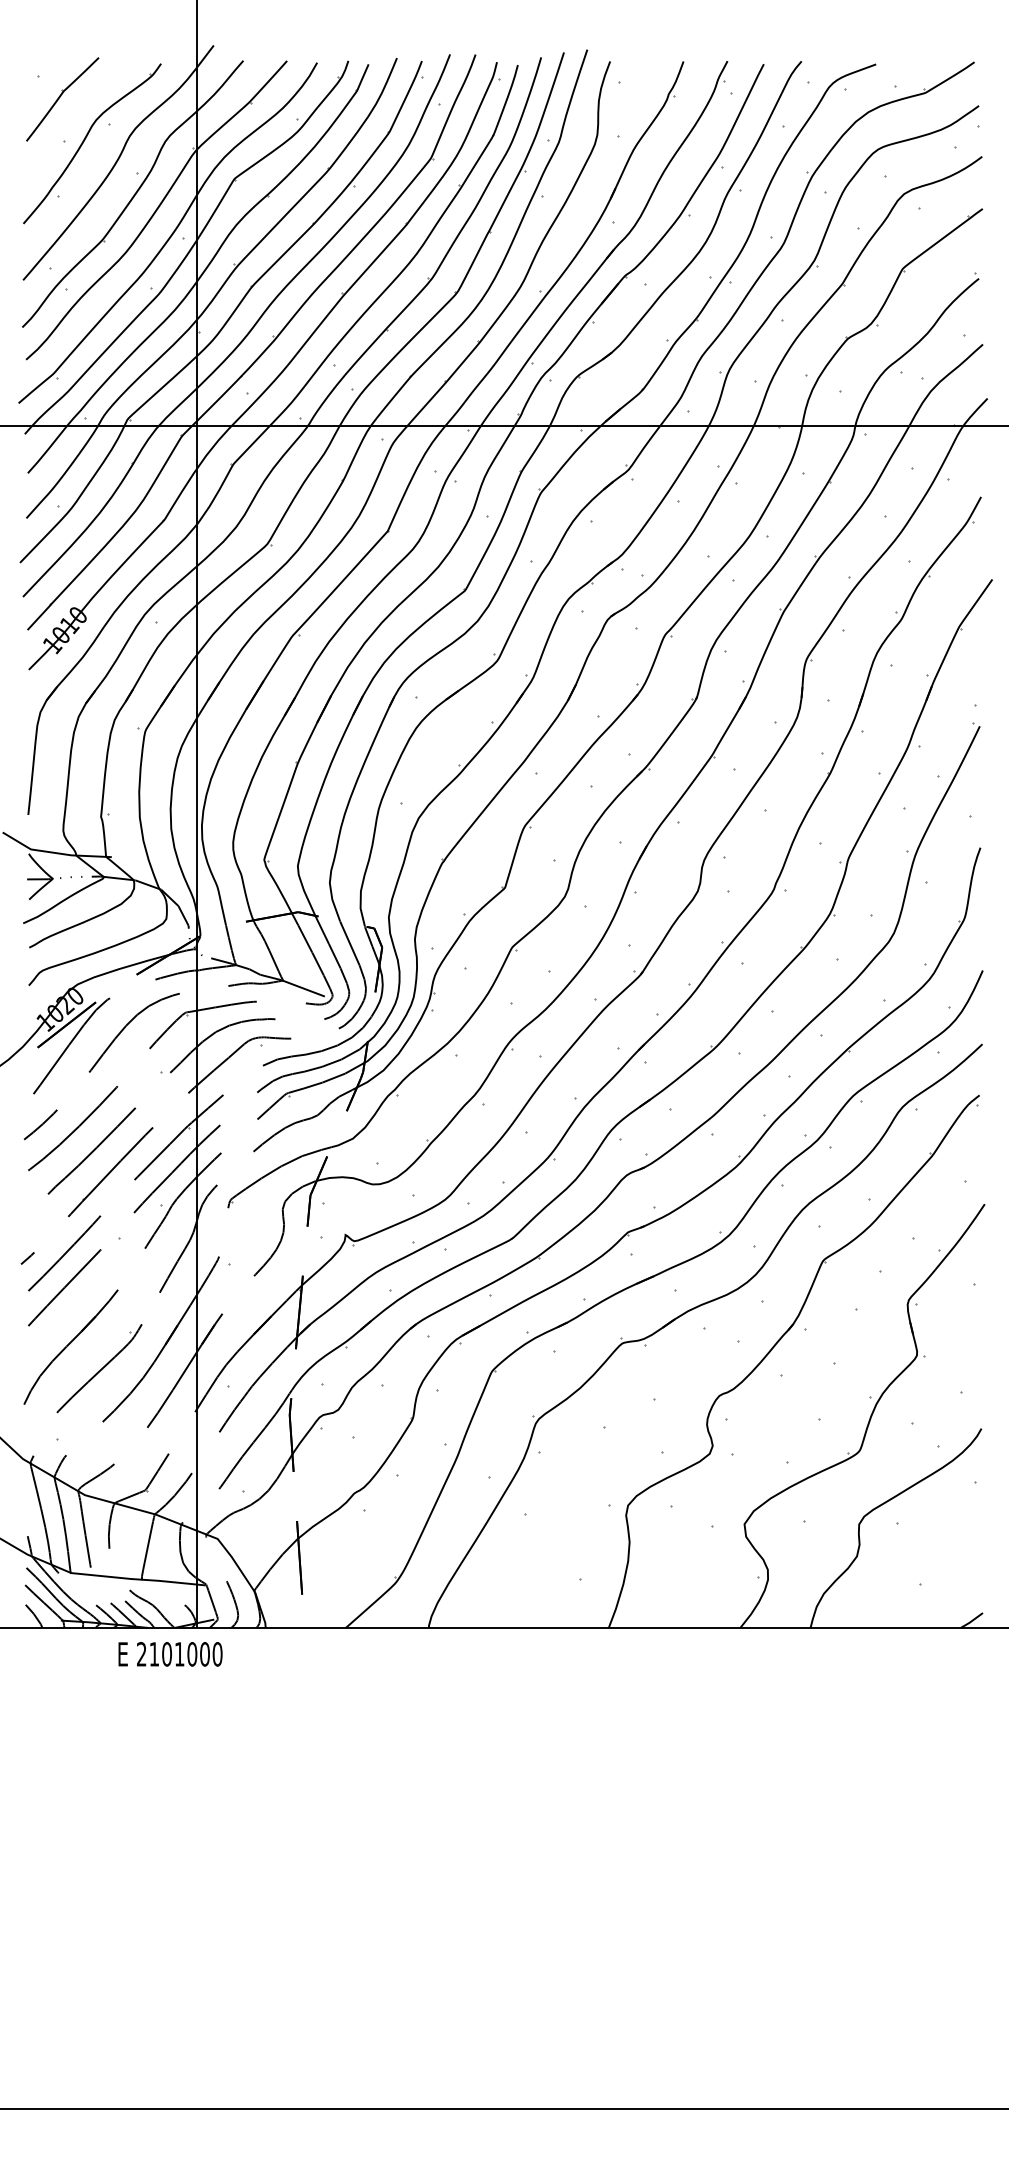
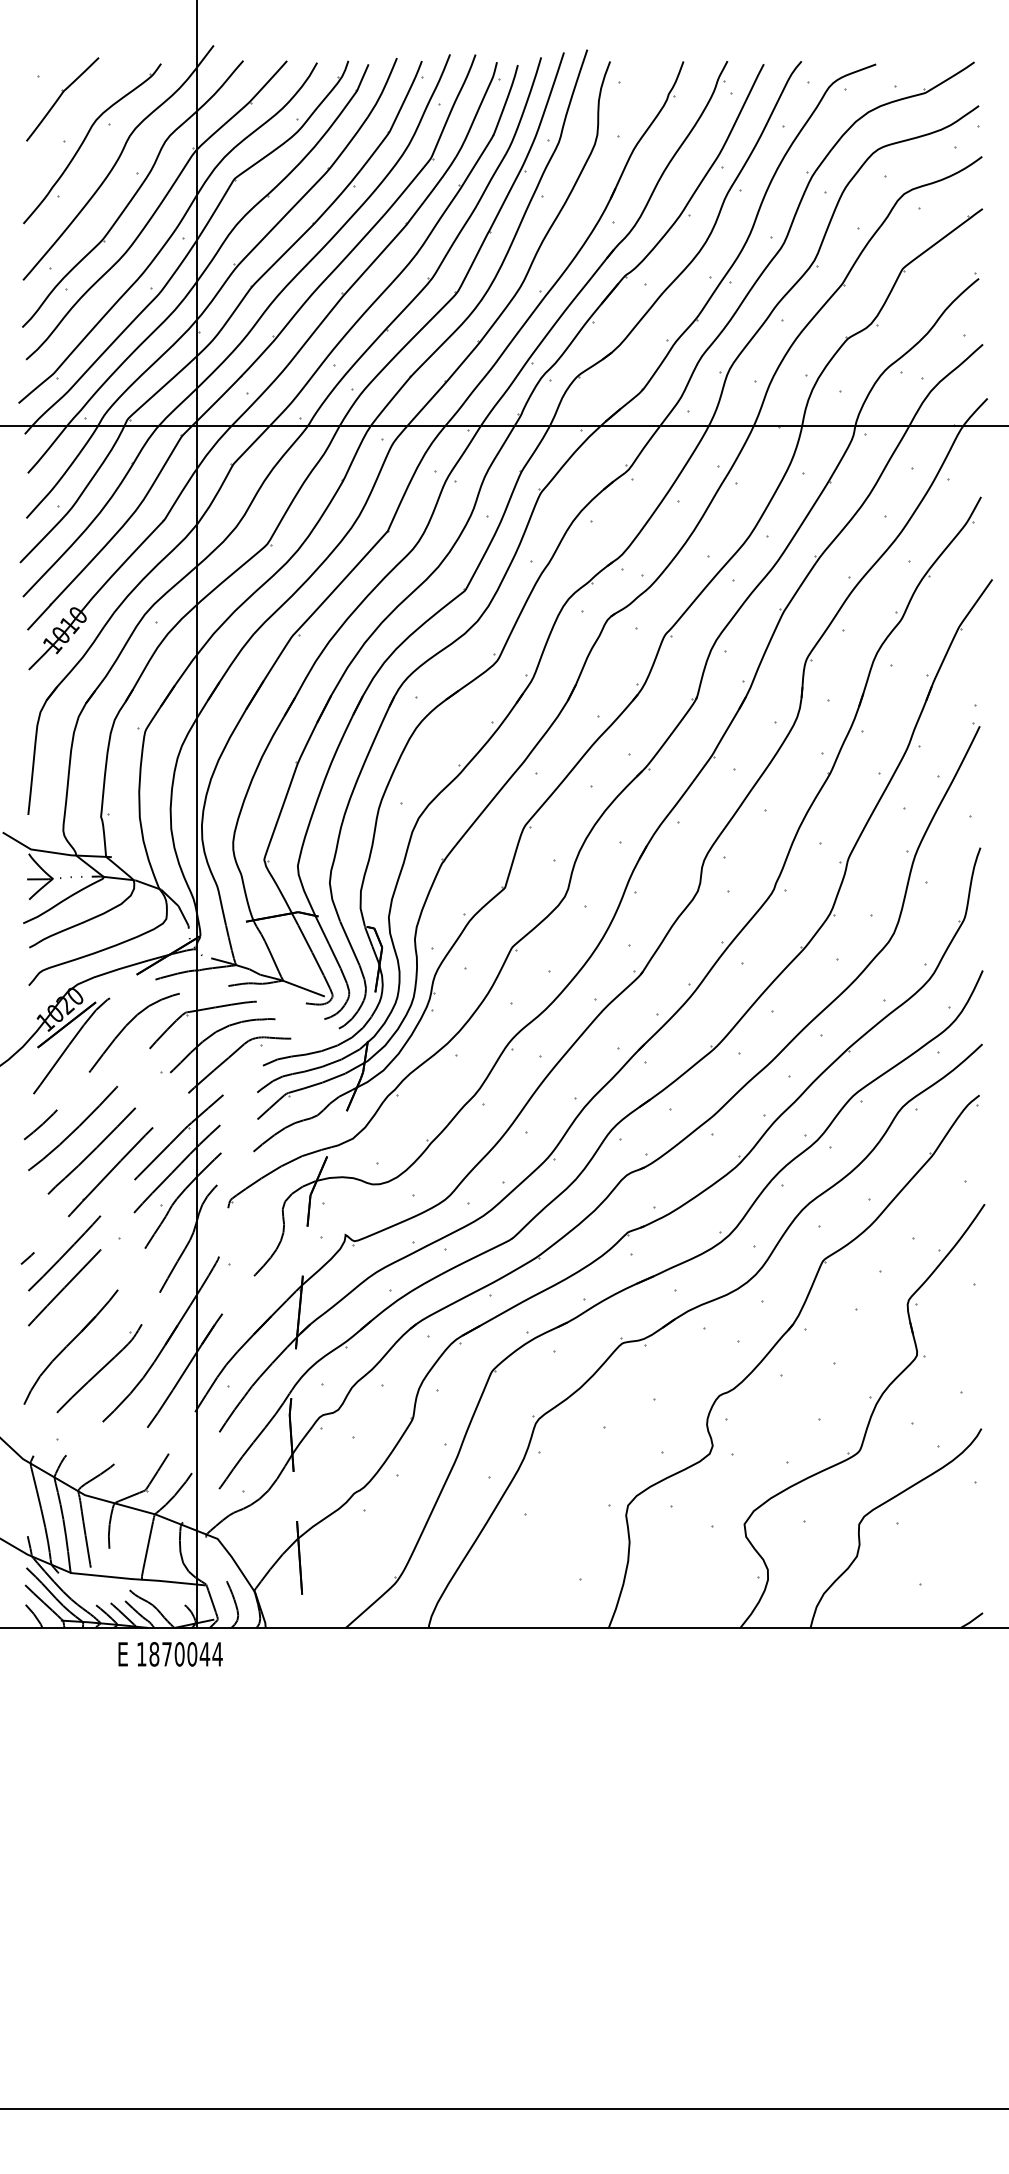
text: 2101000 -> 1870044 (179, 1654)
